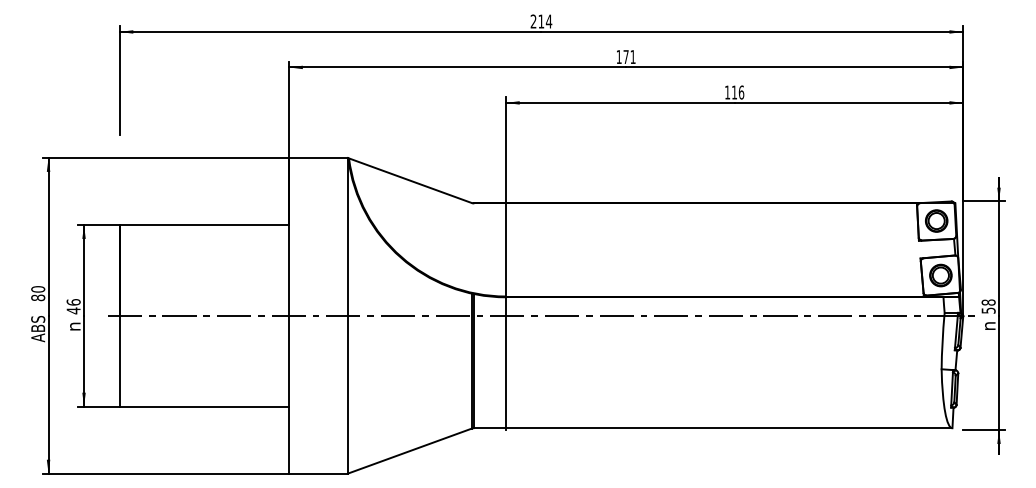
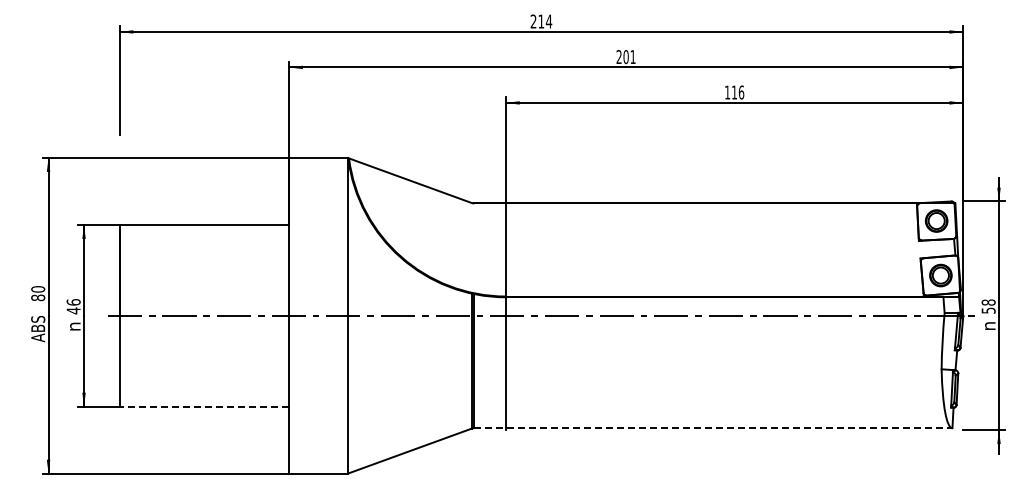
text: 171 -> 201 (622, 57)
line: solid -> dashed (204, 406)
line: solid -> dashed (713, 428)
